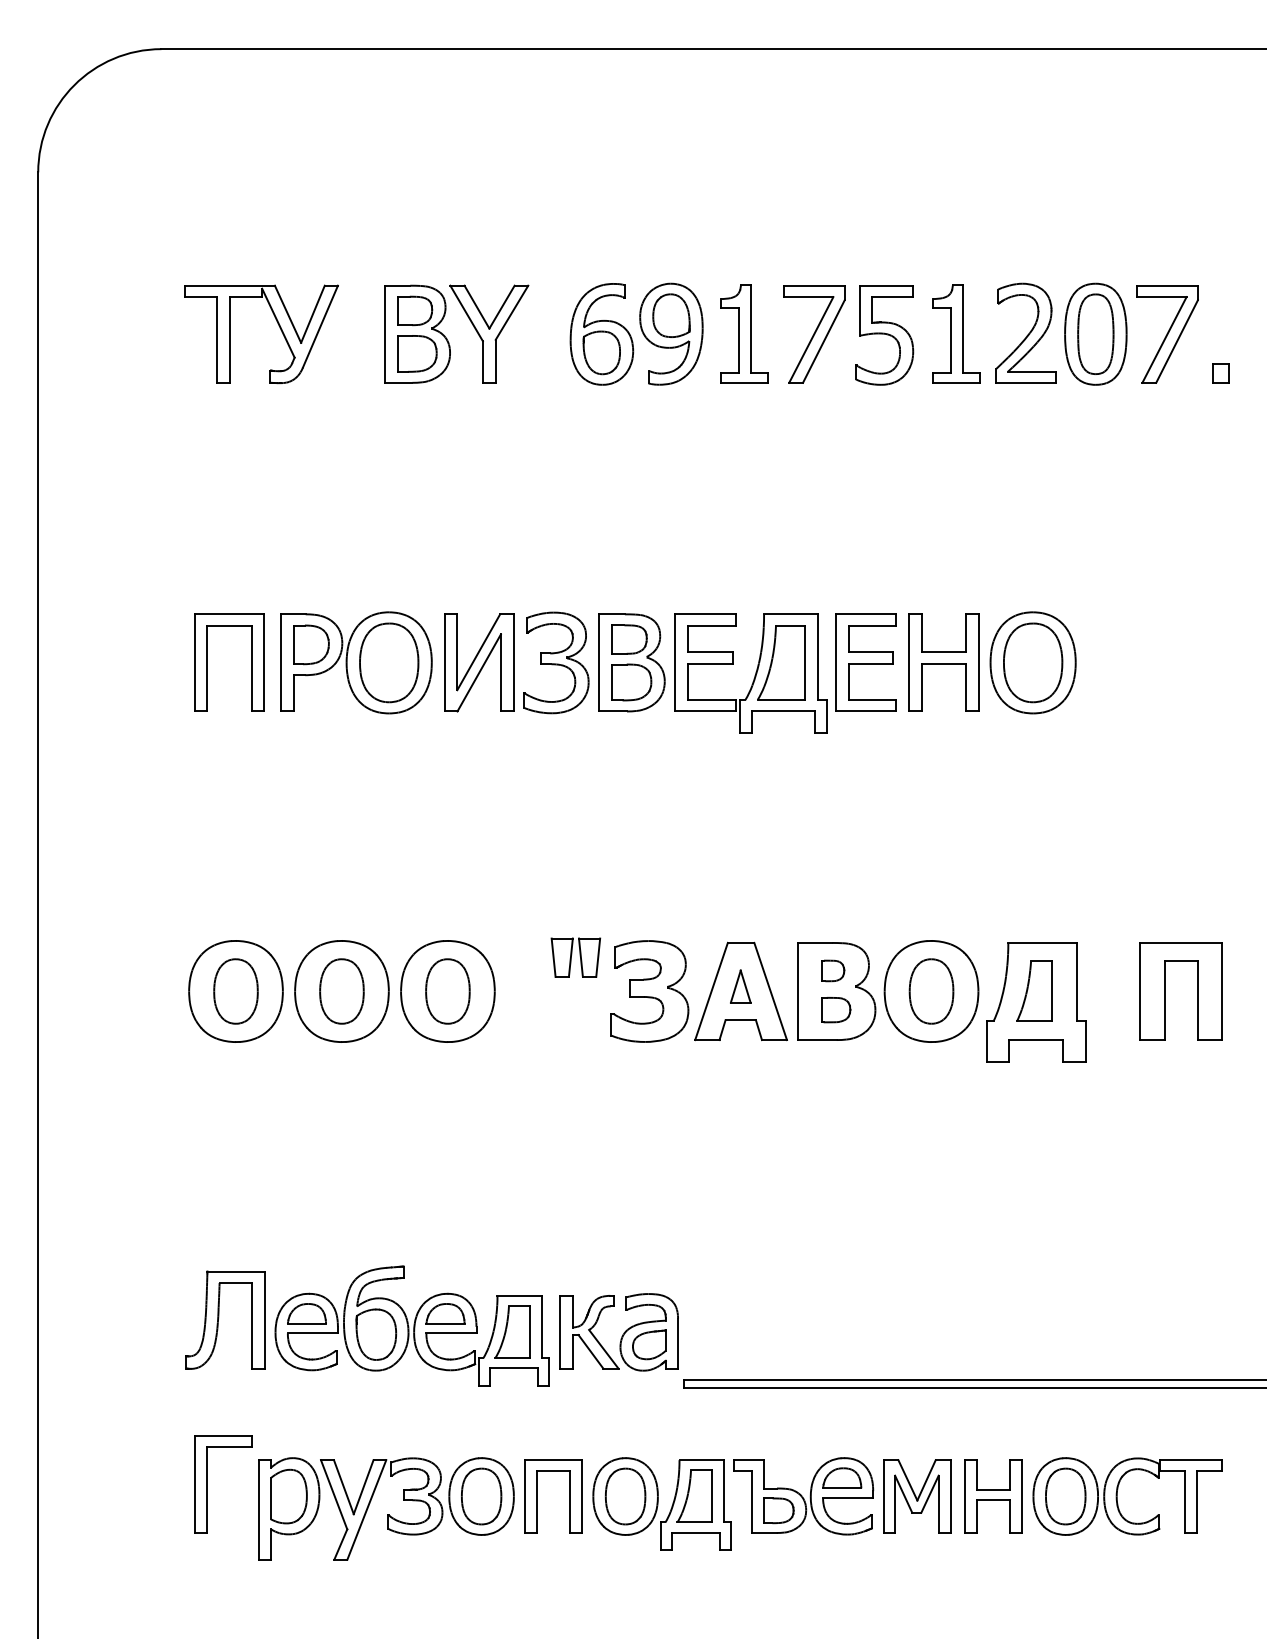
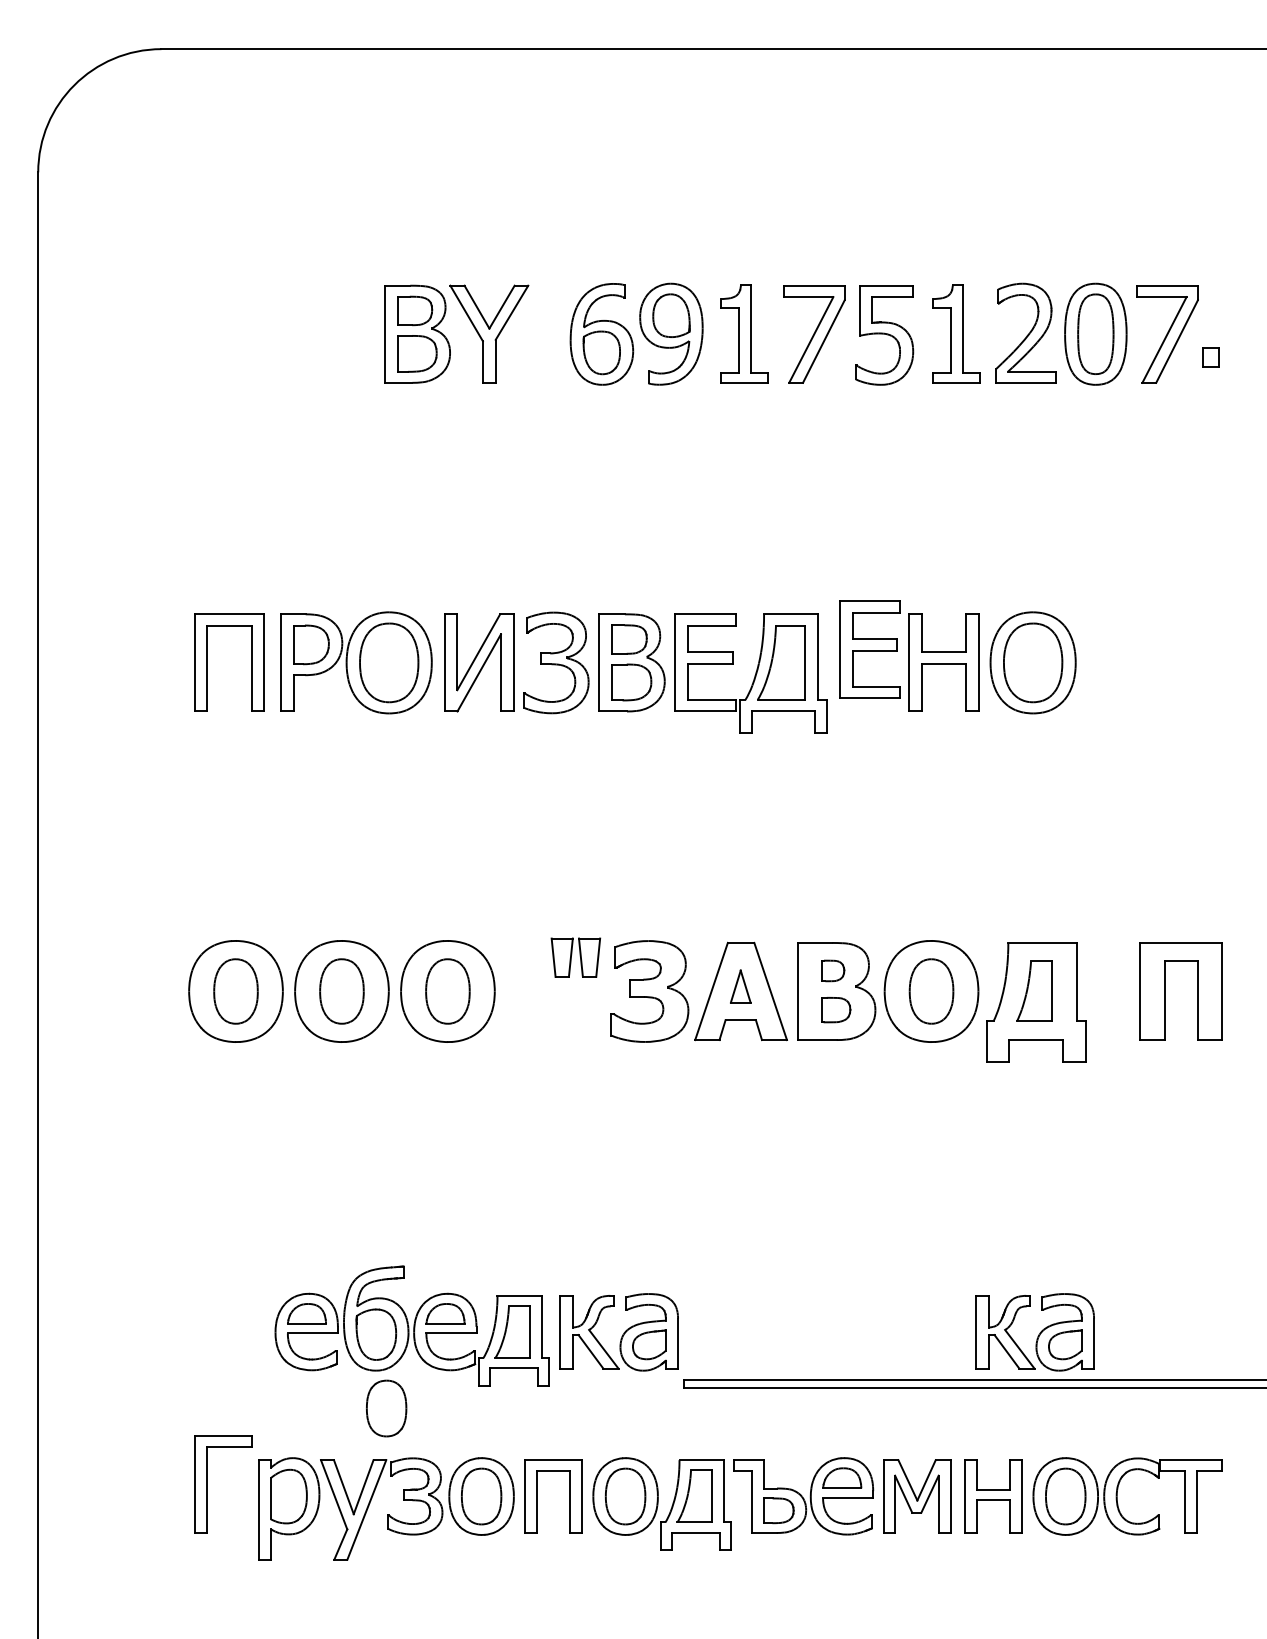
part: present -> none (279, 328)
part position: (1220, 373) -> (1210, 357) (1210, 357)
part position: (865, 662) -> (869, 649) (869, 649)
part: present -> none (219, 1318)
part: none -> present (1034, 1332)
part: none -> present (386, 1408)
